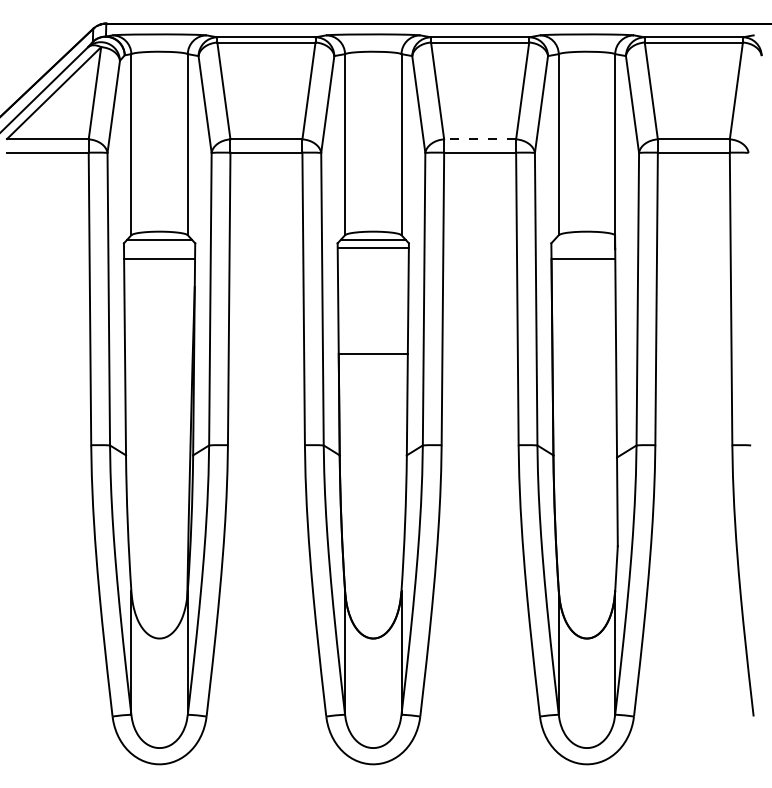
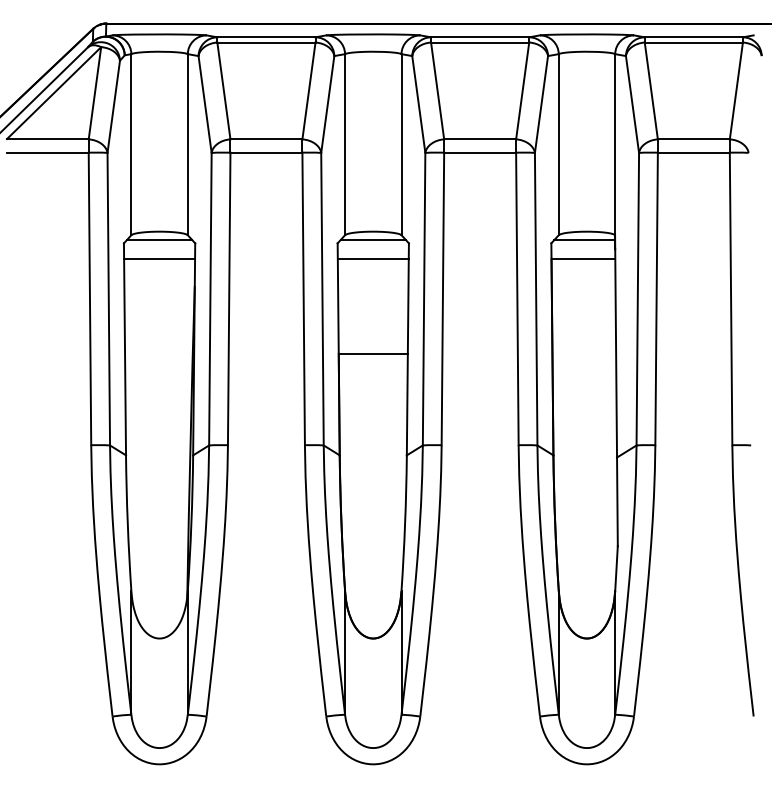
line: dashed -> solid (480, 139)
line: none -> present (584, 239)
line position: (372, 247) -> (372, 258) (372, 258)
